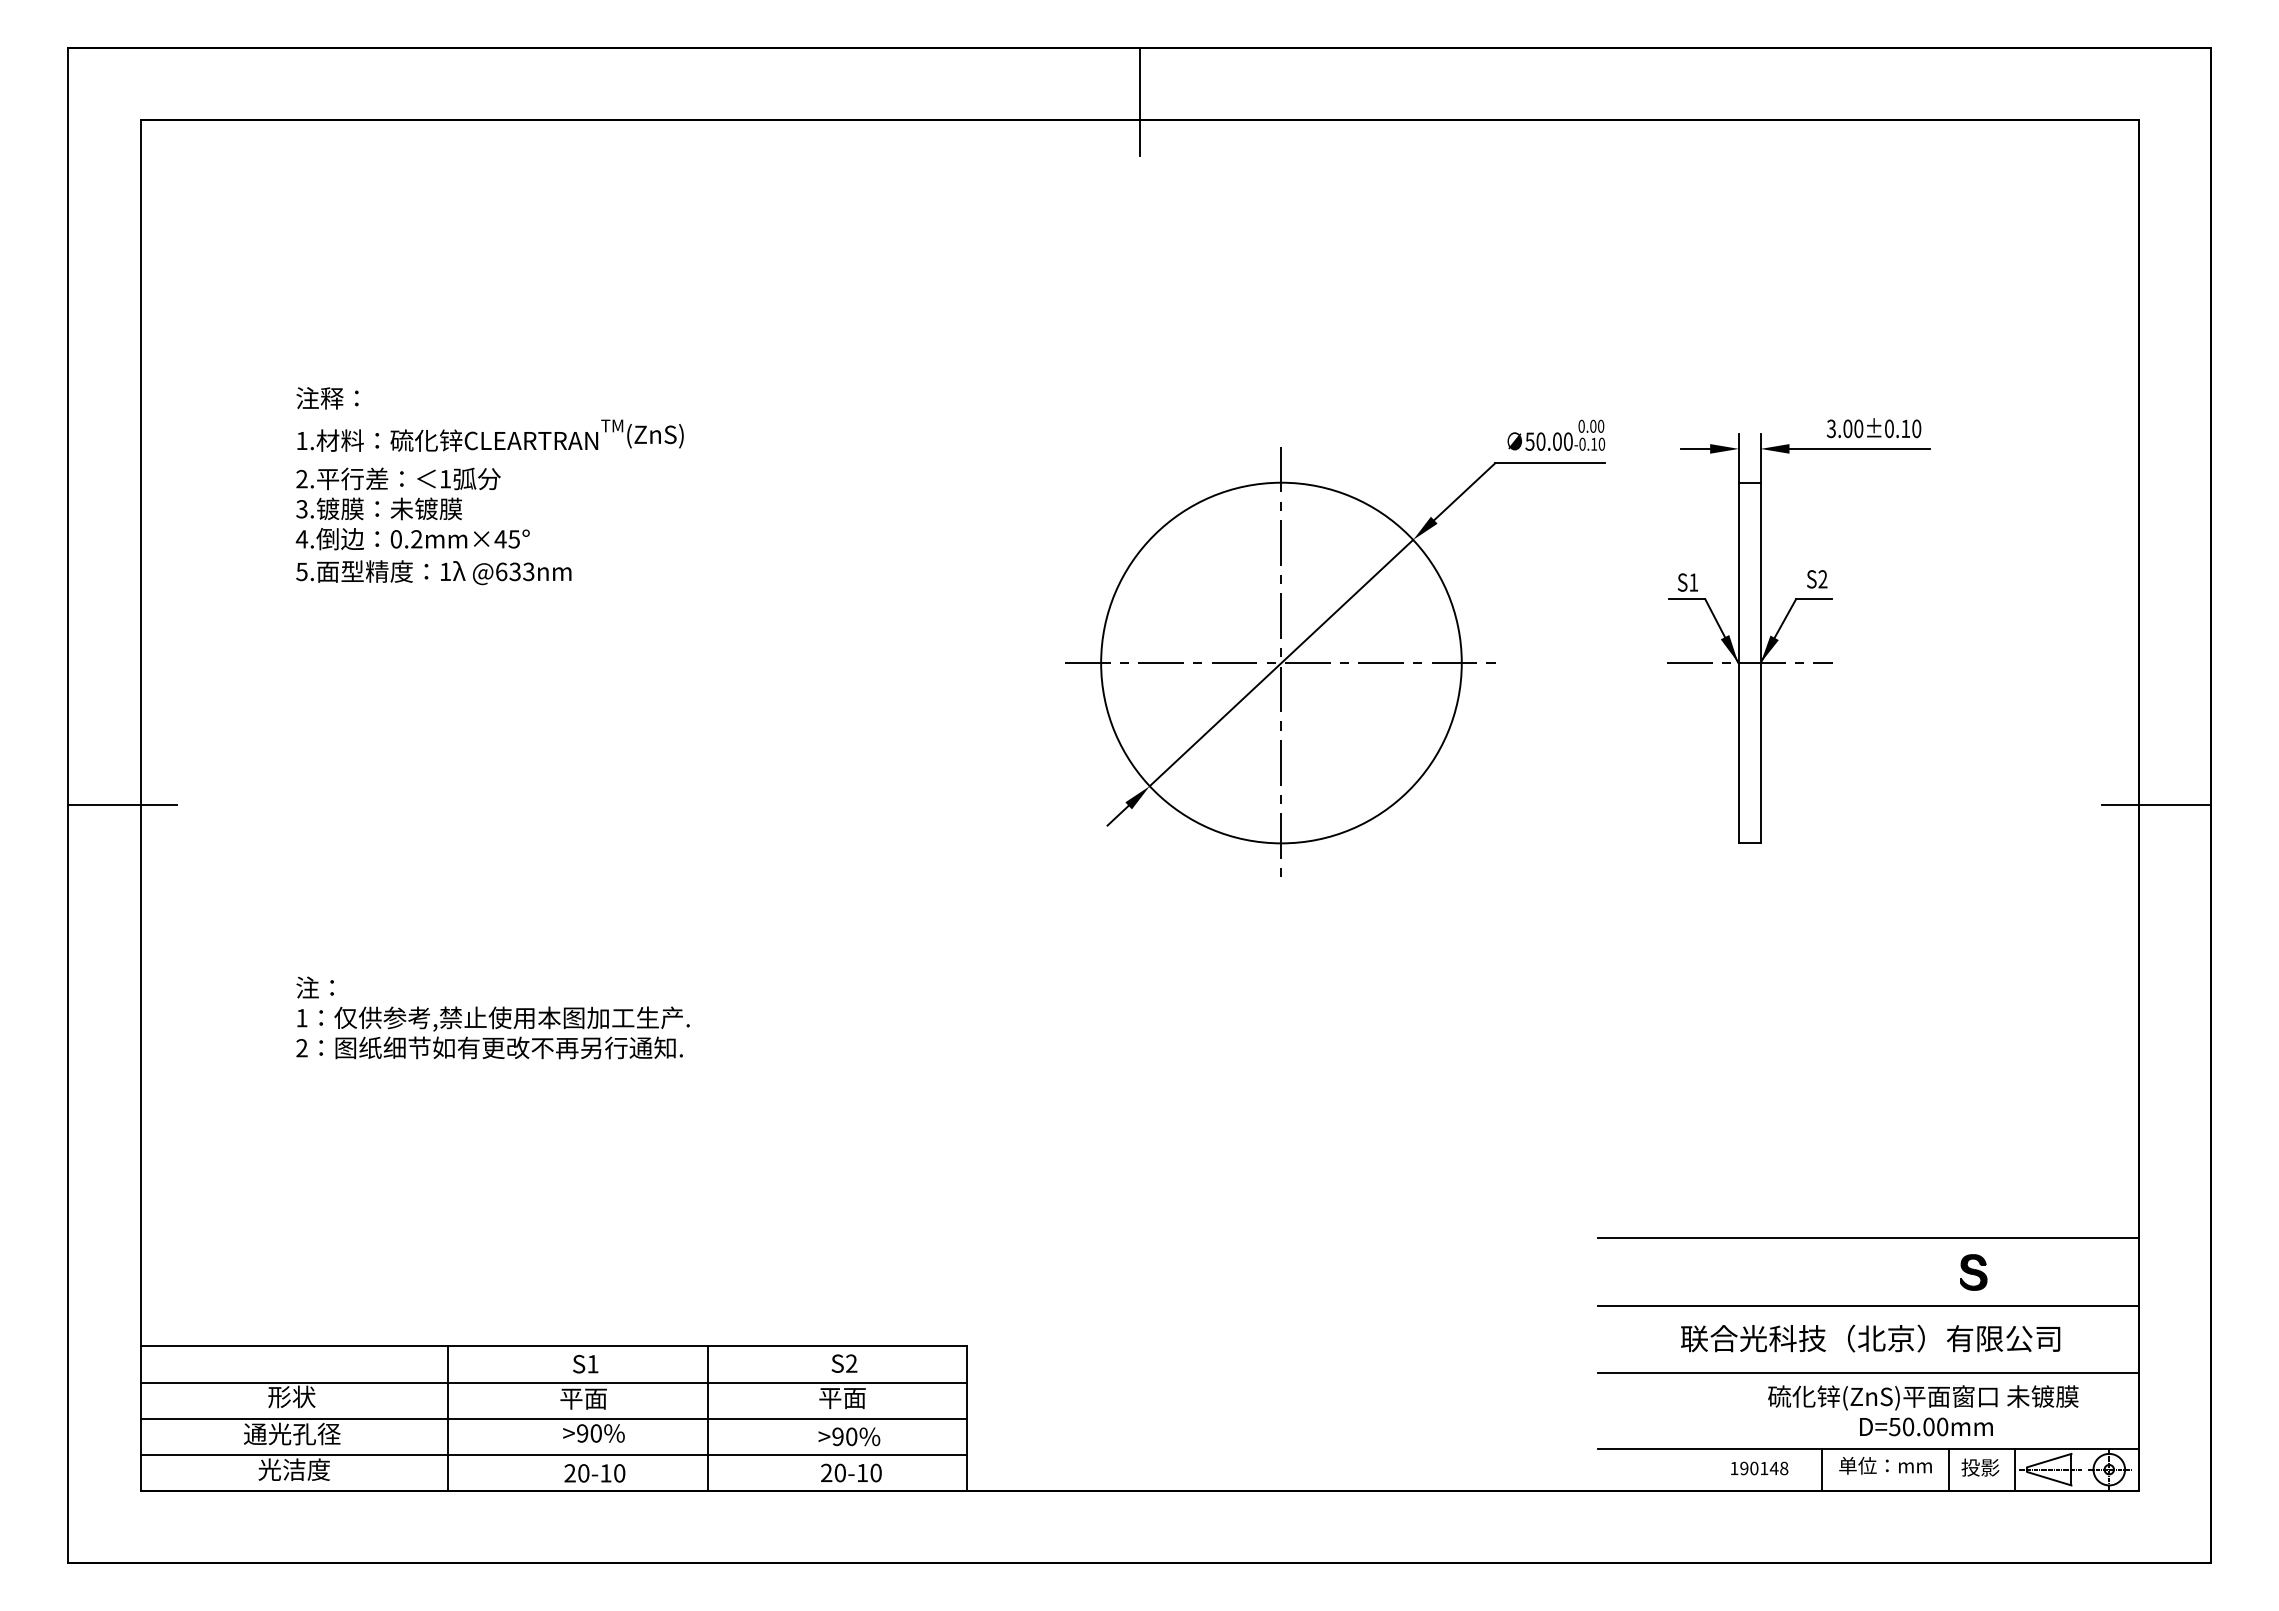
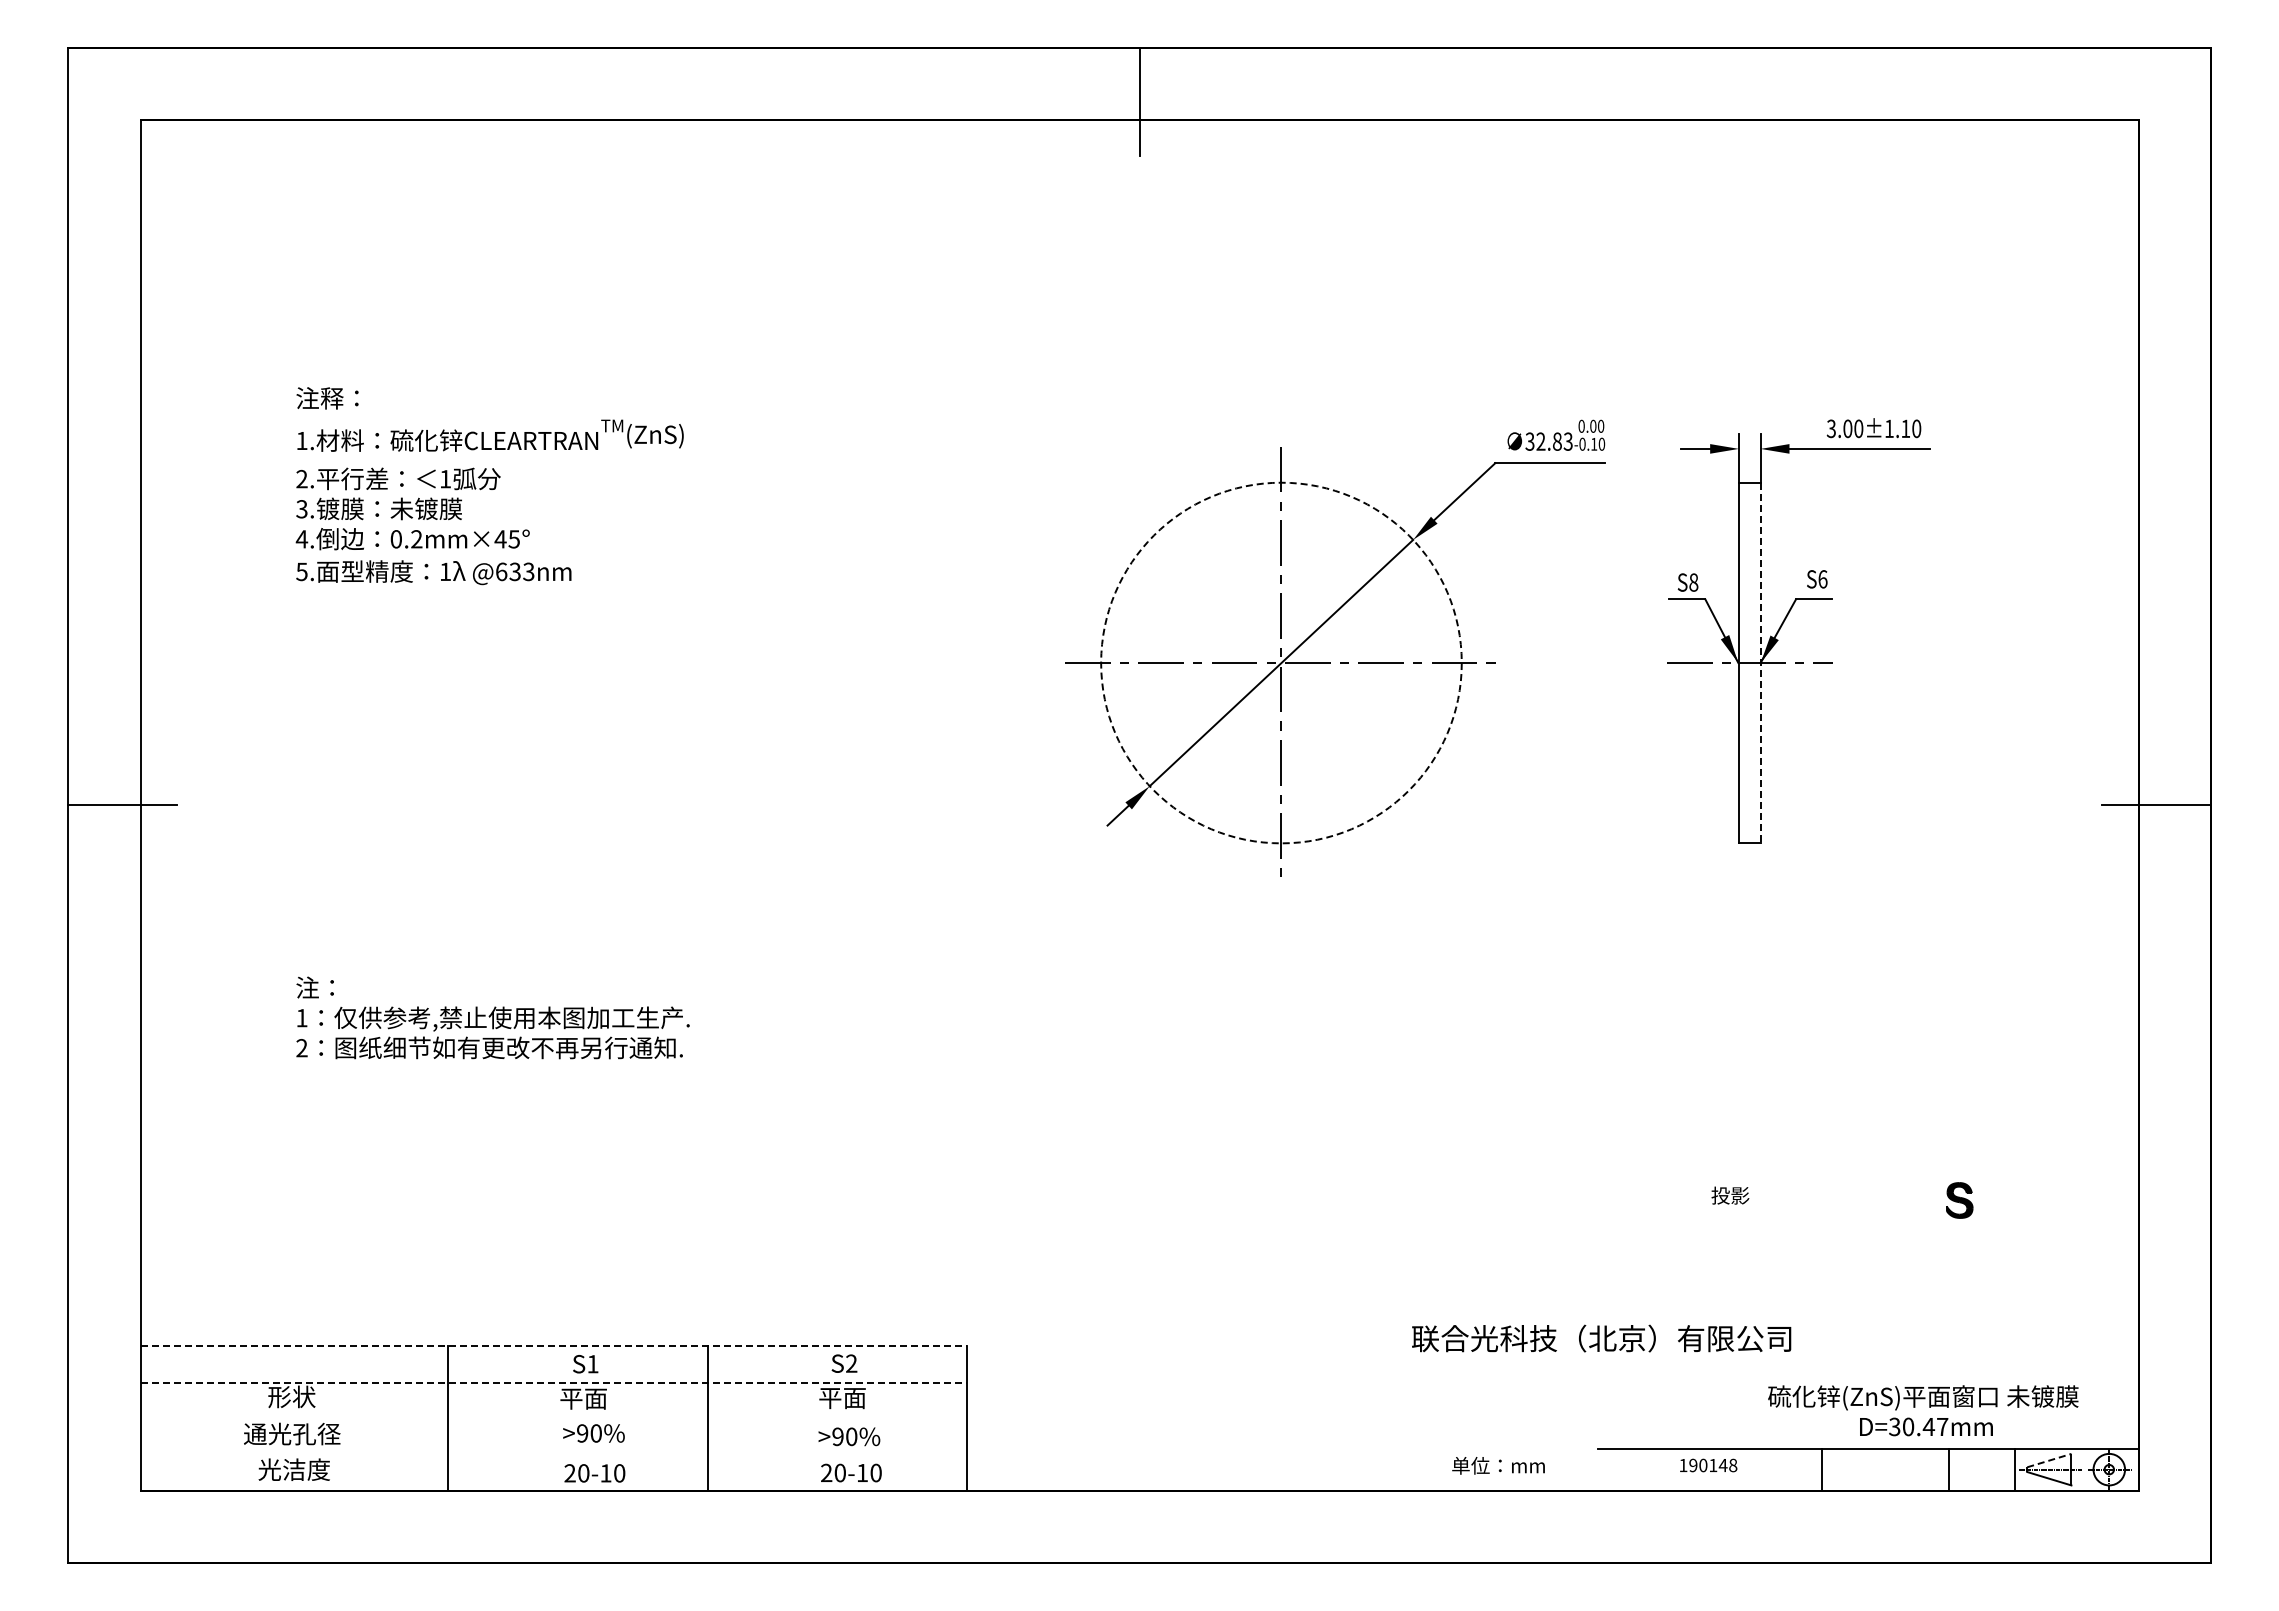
text: 3.00±0.10 -> 3.00±1.10 (1889, 428)
text: 50.00 -> 32.83 (1549, 441)
text: S2 -> S6 (1822, 579)
text: S1 -> S8 (1693, 582)
circle: solid -> dashed (1281, 662)
line: solid -> dashed (1760, 663)
line: present -> none (1867, 1238)
part position: (1973, 1272) -> (1959, 1200) (1959, 1200)
line: present -> none (1867, 1305)
text position: (1870, 1338) -> (1601, 1338) (1601, 1338)
line: solid -> dashed (554, 1346)
line: present -> none (1867, 1372)
line: solid -> dashed (554, 1382)
line: present -> none (553, 1418)
text: D=50.00mm -> D=30.47mm (1918, 1426)
line: present -> none (553, 1454)
line: solid -> dashed (2049, 1460)
text position: (1885, 1465) -> (1498, 1465) (1498, 1465)
text position: (1980, 1467) -> (1730, 1195) (1730, 1195)
text position: (1759, 1468) -> (1708, 1465) (1708, 1465)
